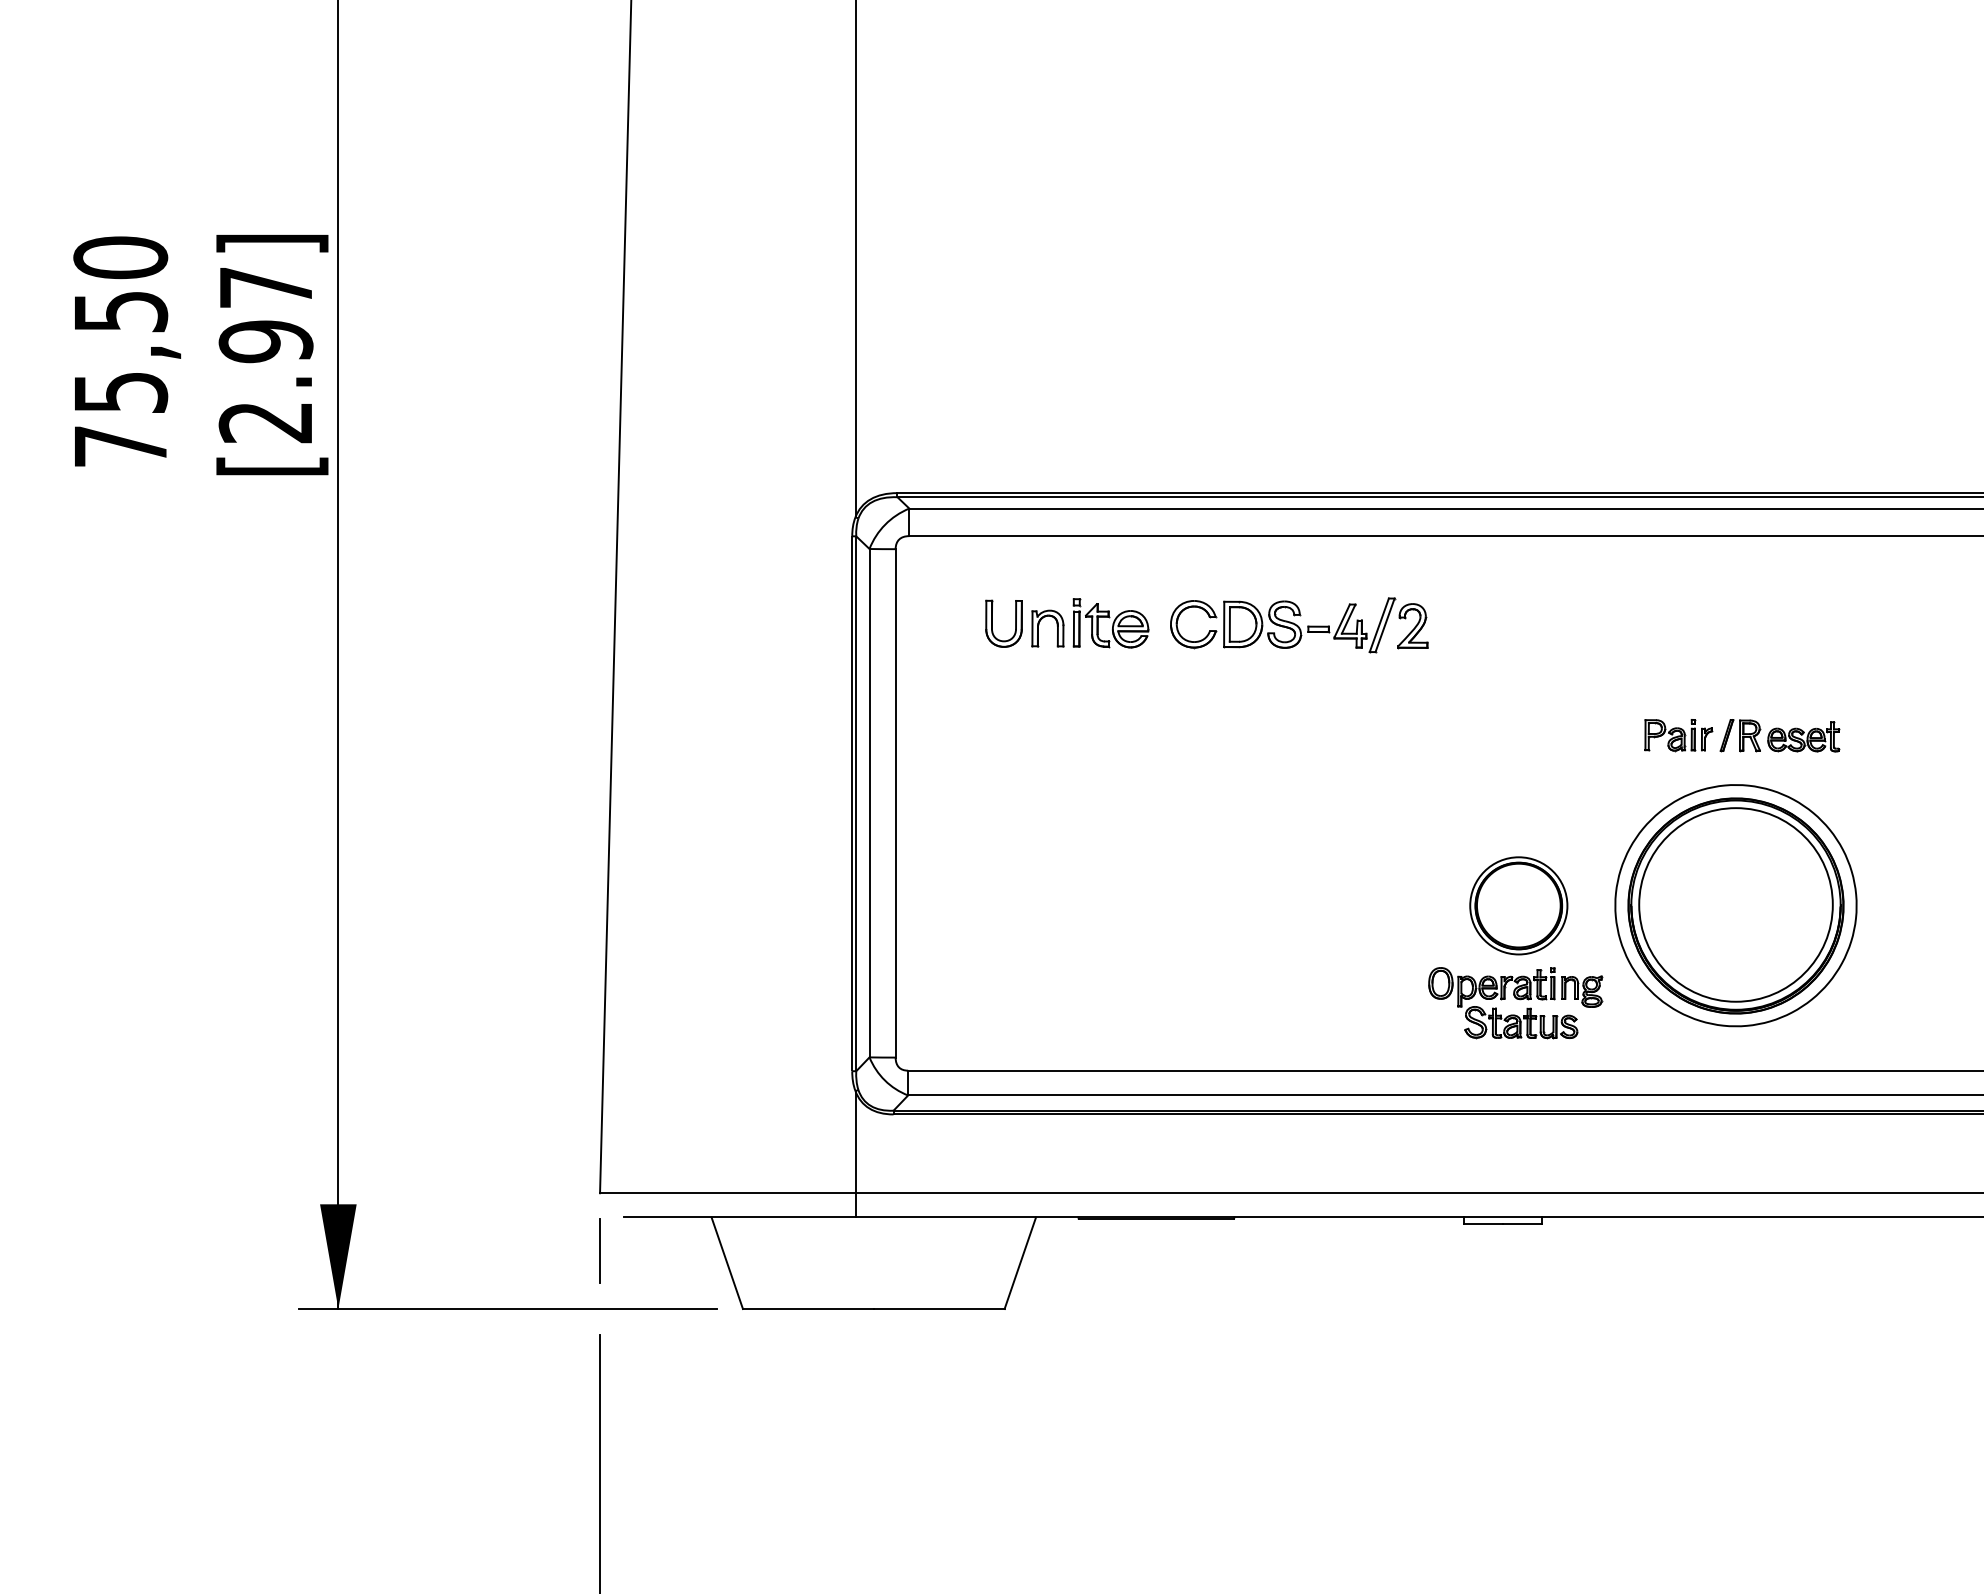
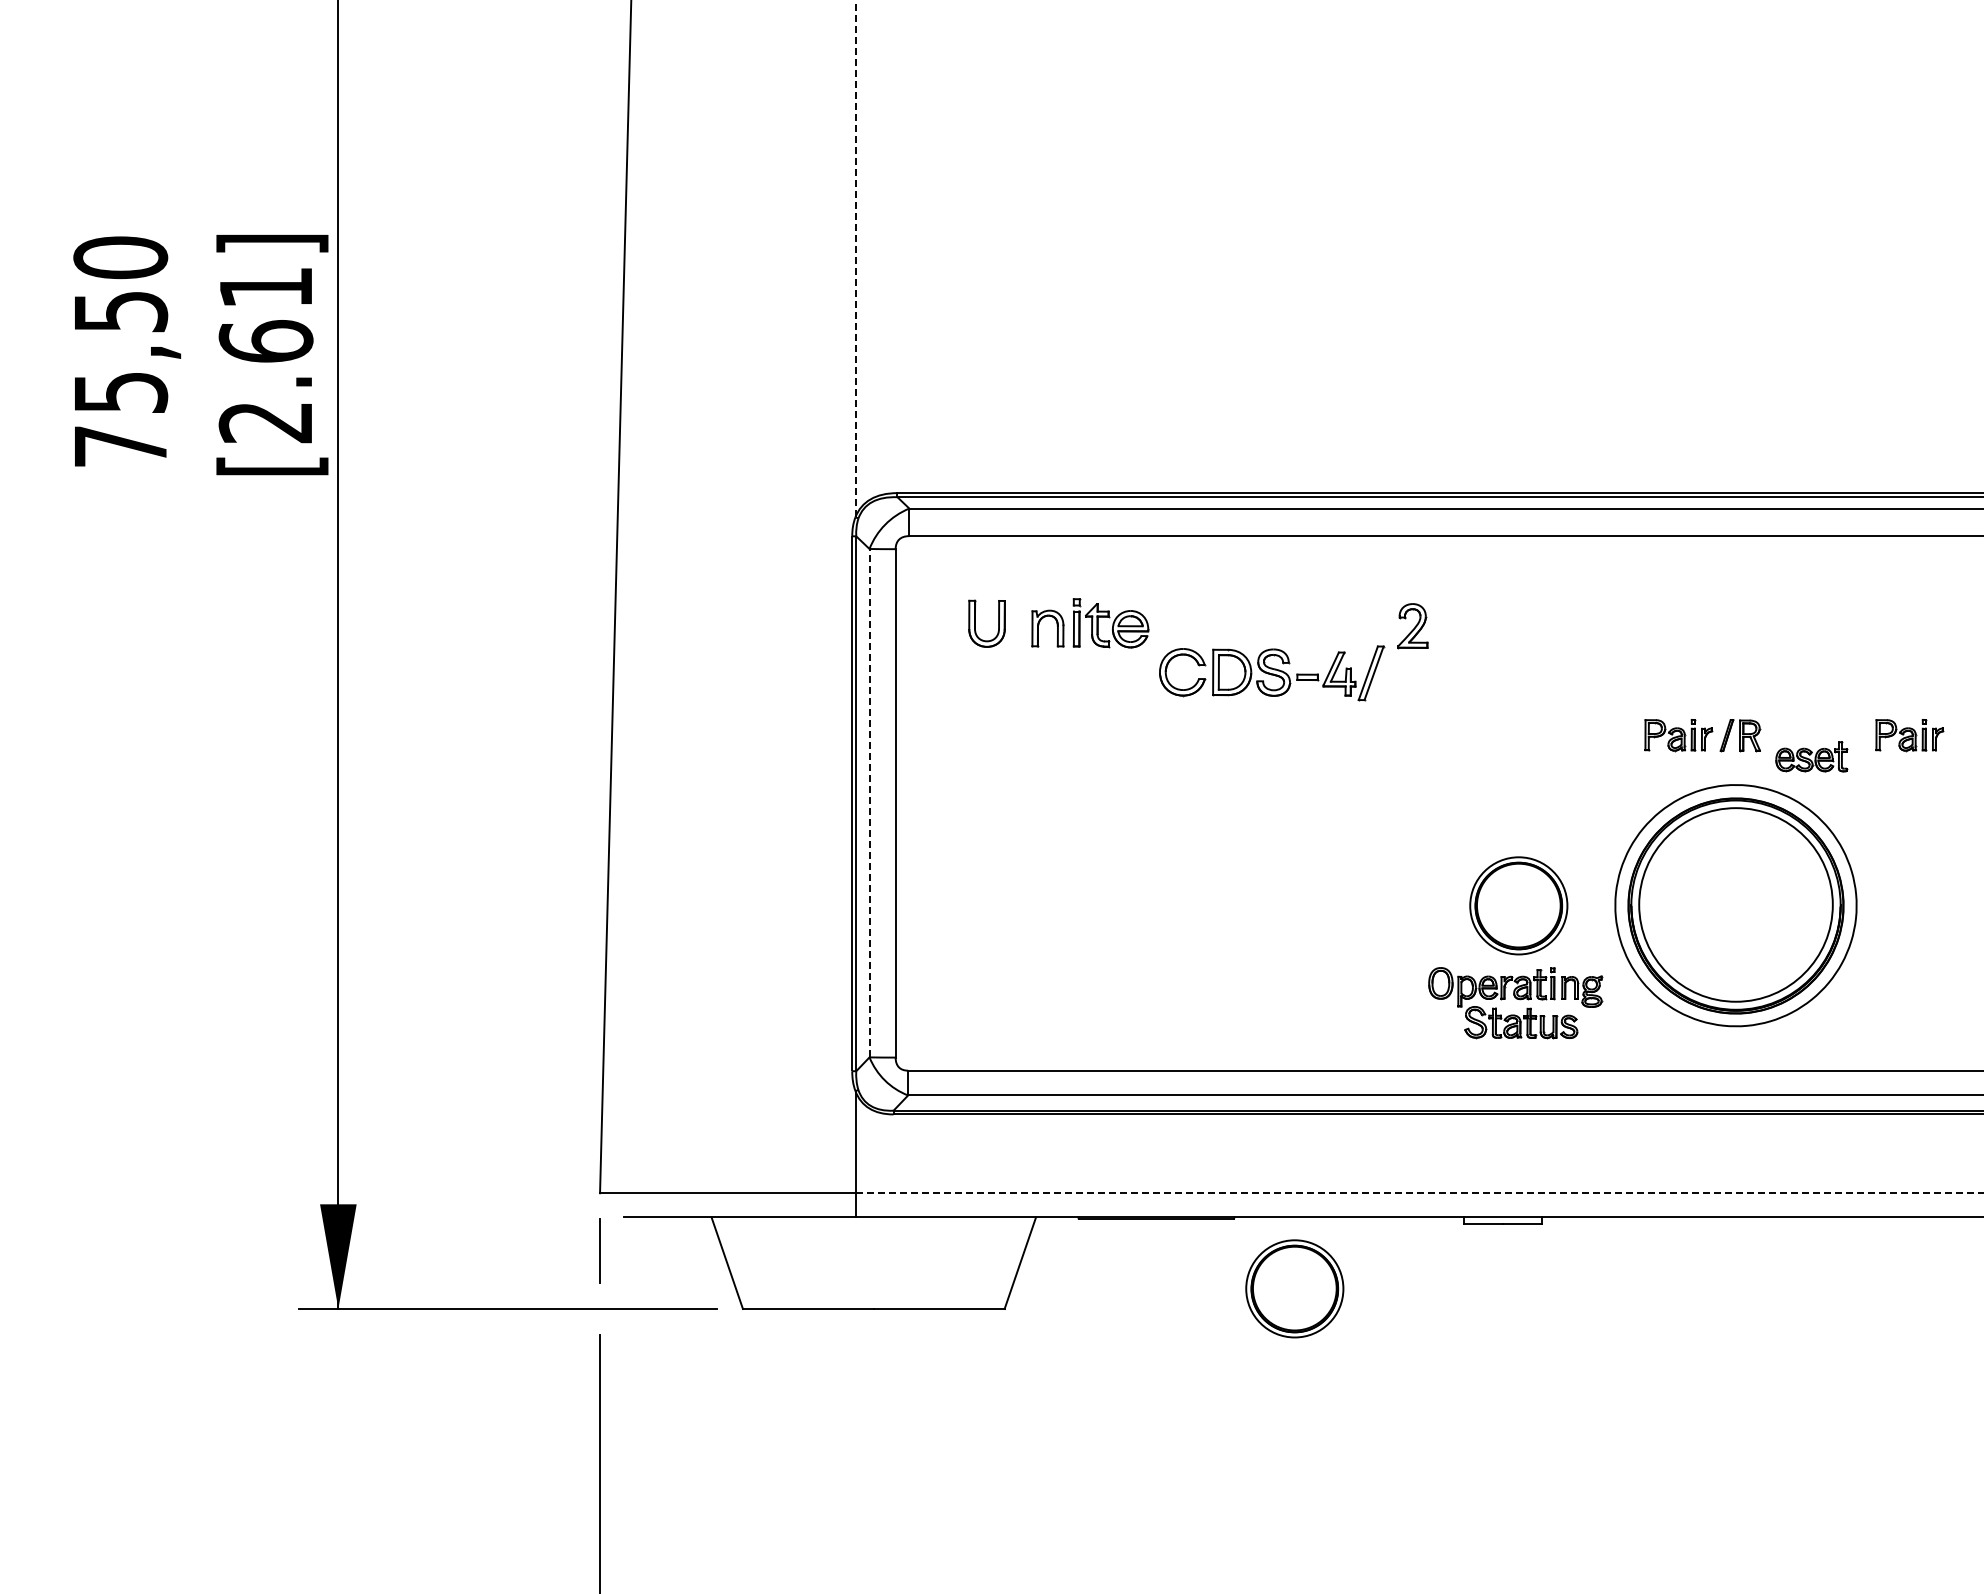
line: solid -> dashed (855, 258)
text: [2.97] -> [2.61] (265, 315)
part position: (992, 623) -> (975, 623) (975, 623)
part position: (1283, 625) -> (1272, 673) (1272, 673)
part: none -> present (1909, 735)
part position: (1803, 736) -> (1811, 756) (1811, 756)
line: solid -> dashed (869, 802)
line: solid -> dashed (1419, 1193)
part: none -> present (1294, 1288)
